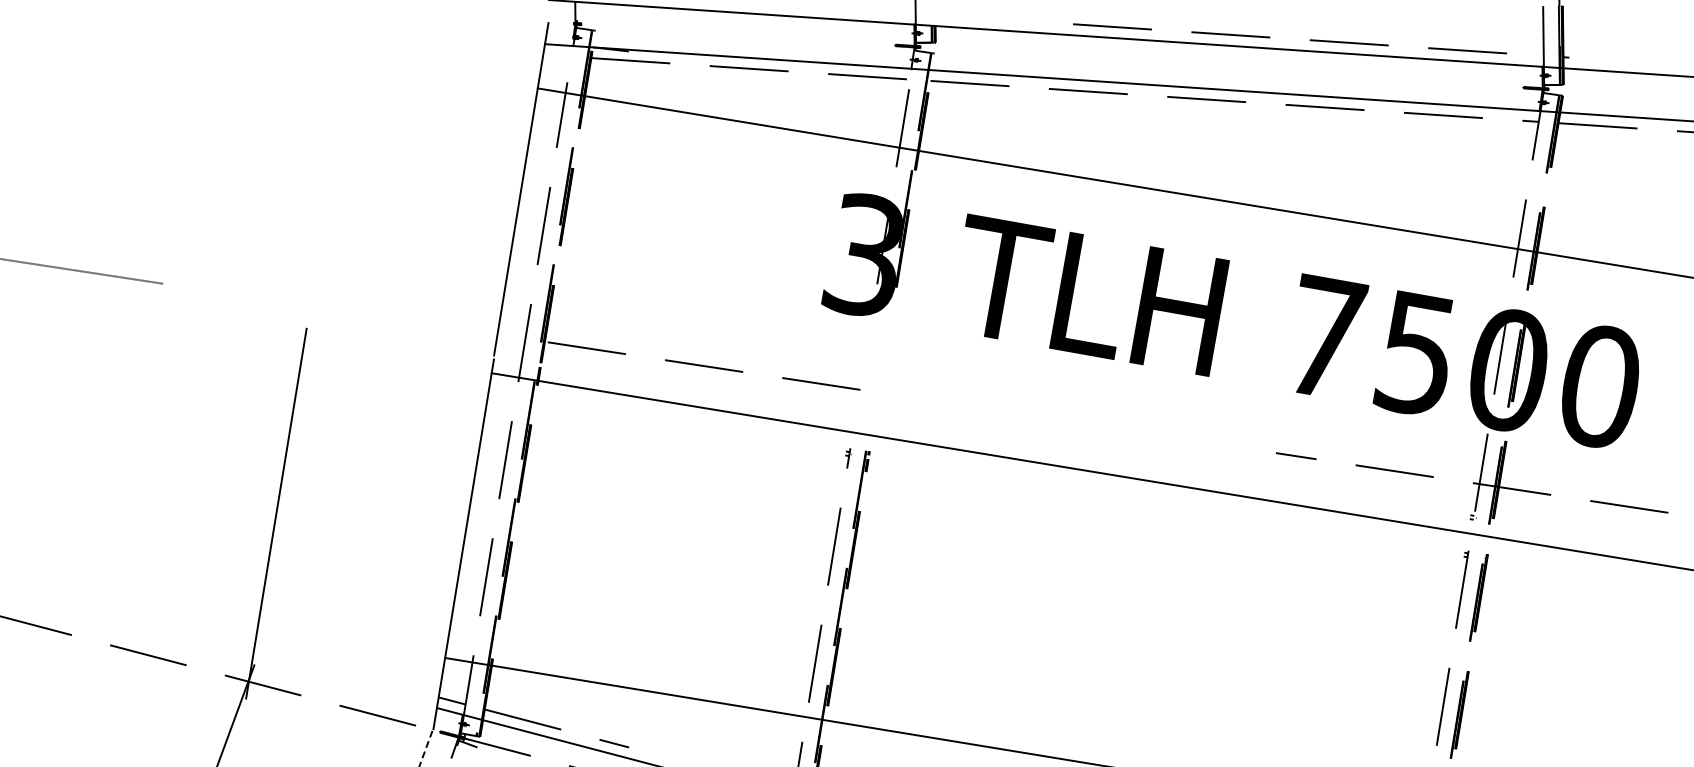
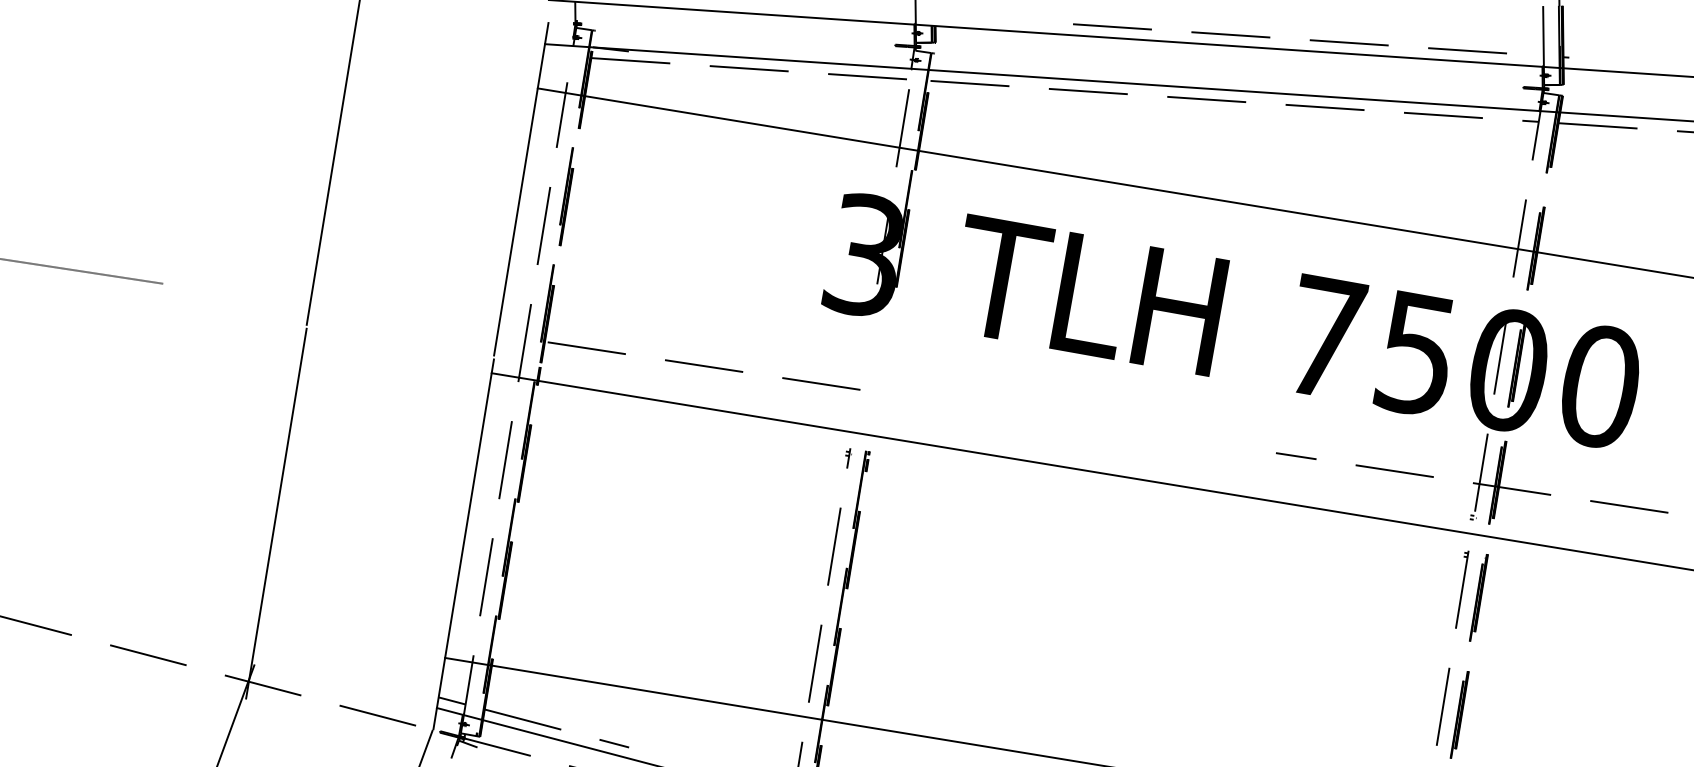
line: none -> present (332, 163)
line: dashed -> solid (425, 748)
